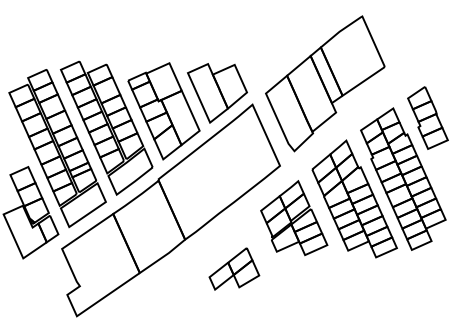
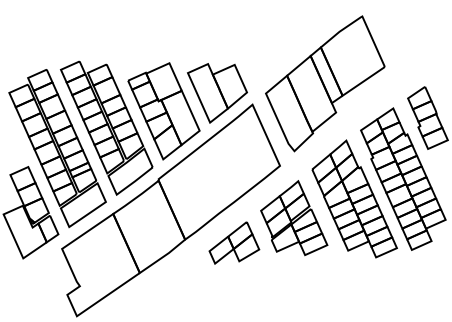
part position: (234, 268) -> (234, 242) (234, 242)
